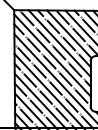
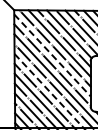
line: solid -> dashed (52, 55)
line: solid -> dashed (50, 91)
